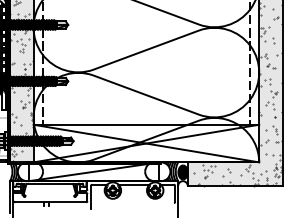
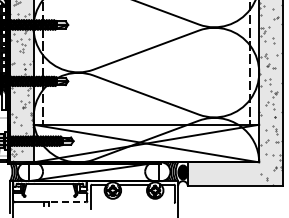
hatch: present -> none (237, 174)
line: solid -> dashed (68, 202)
